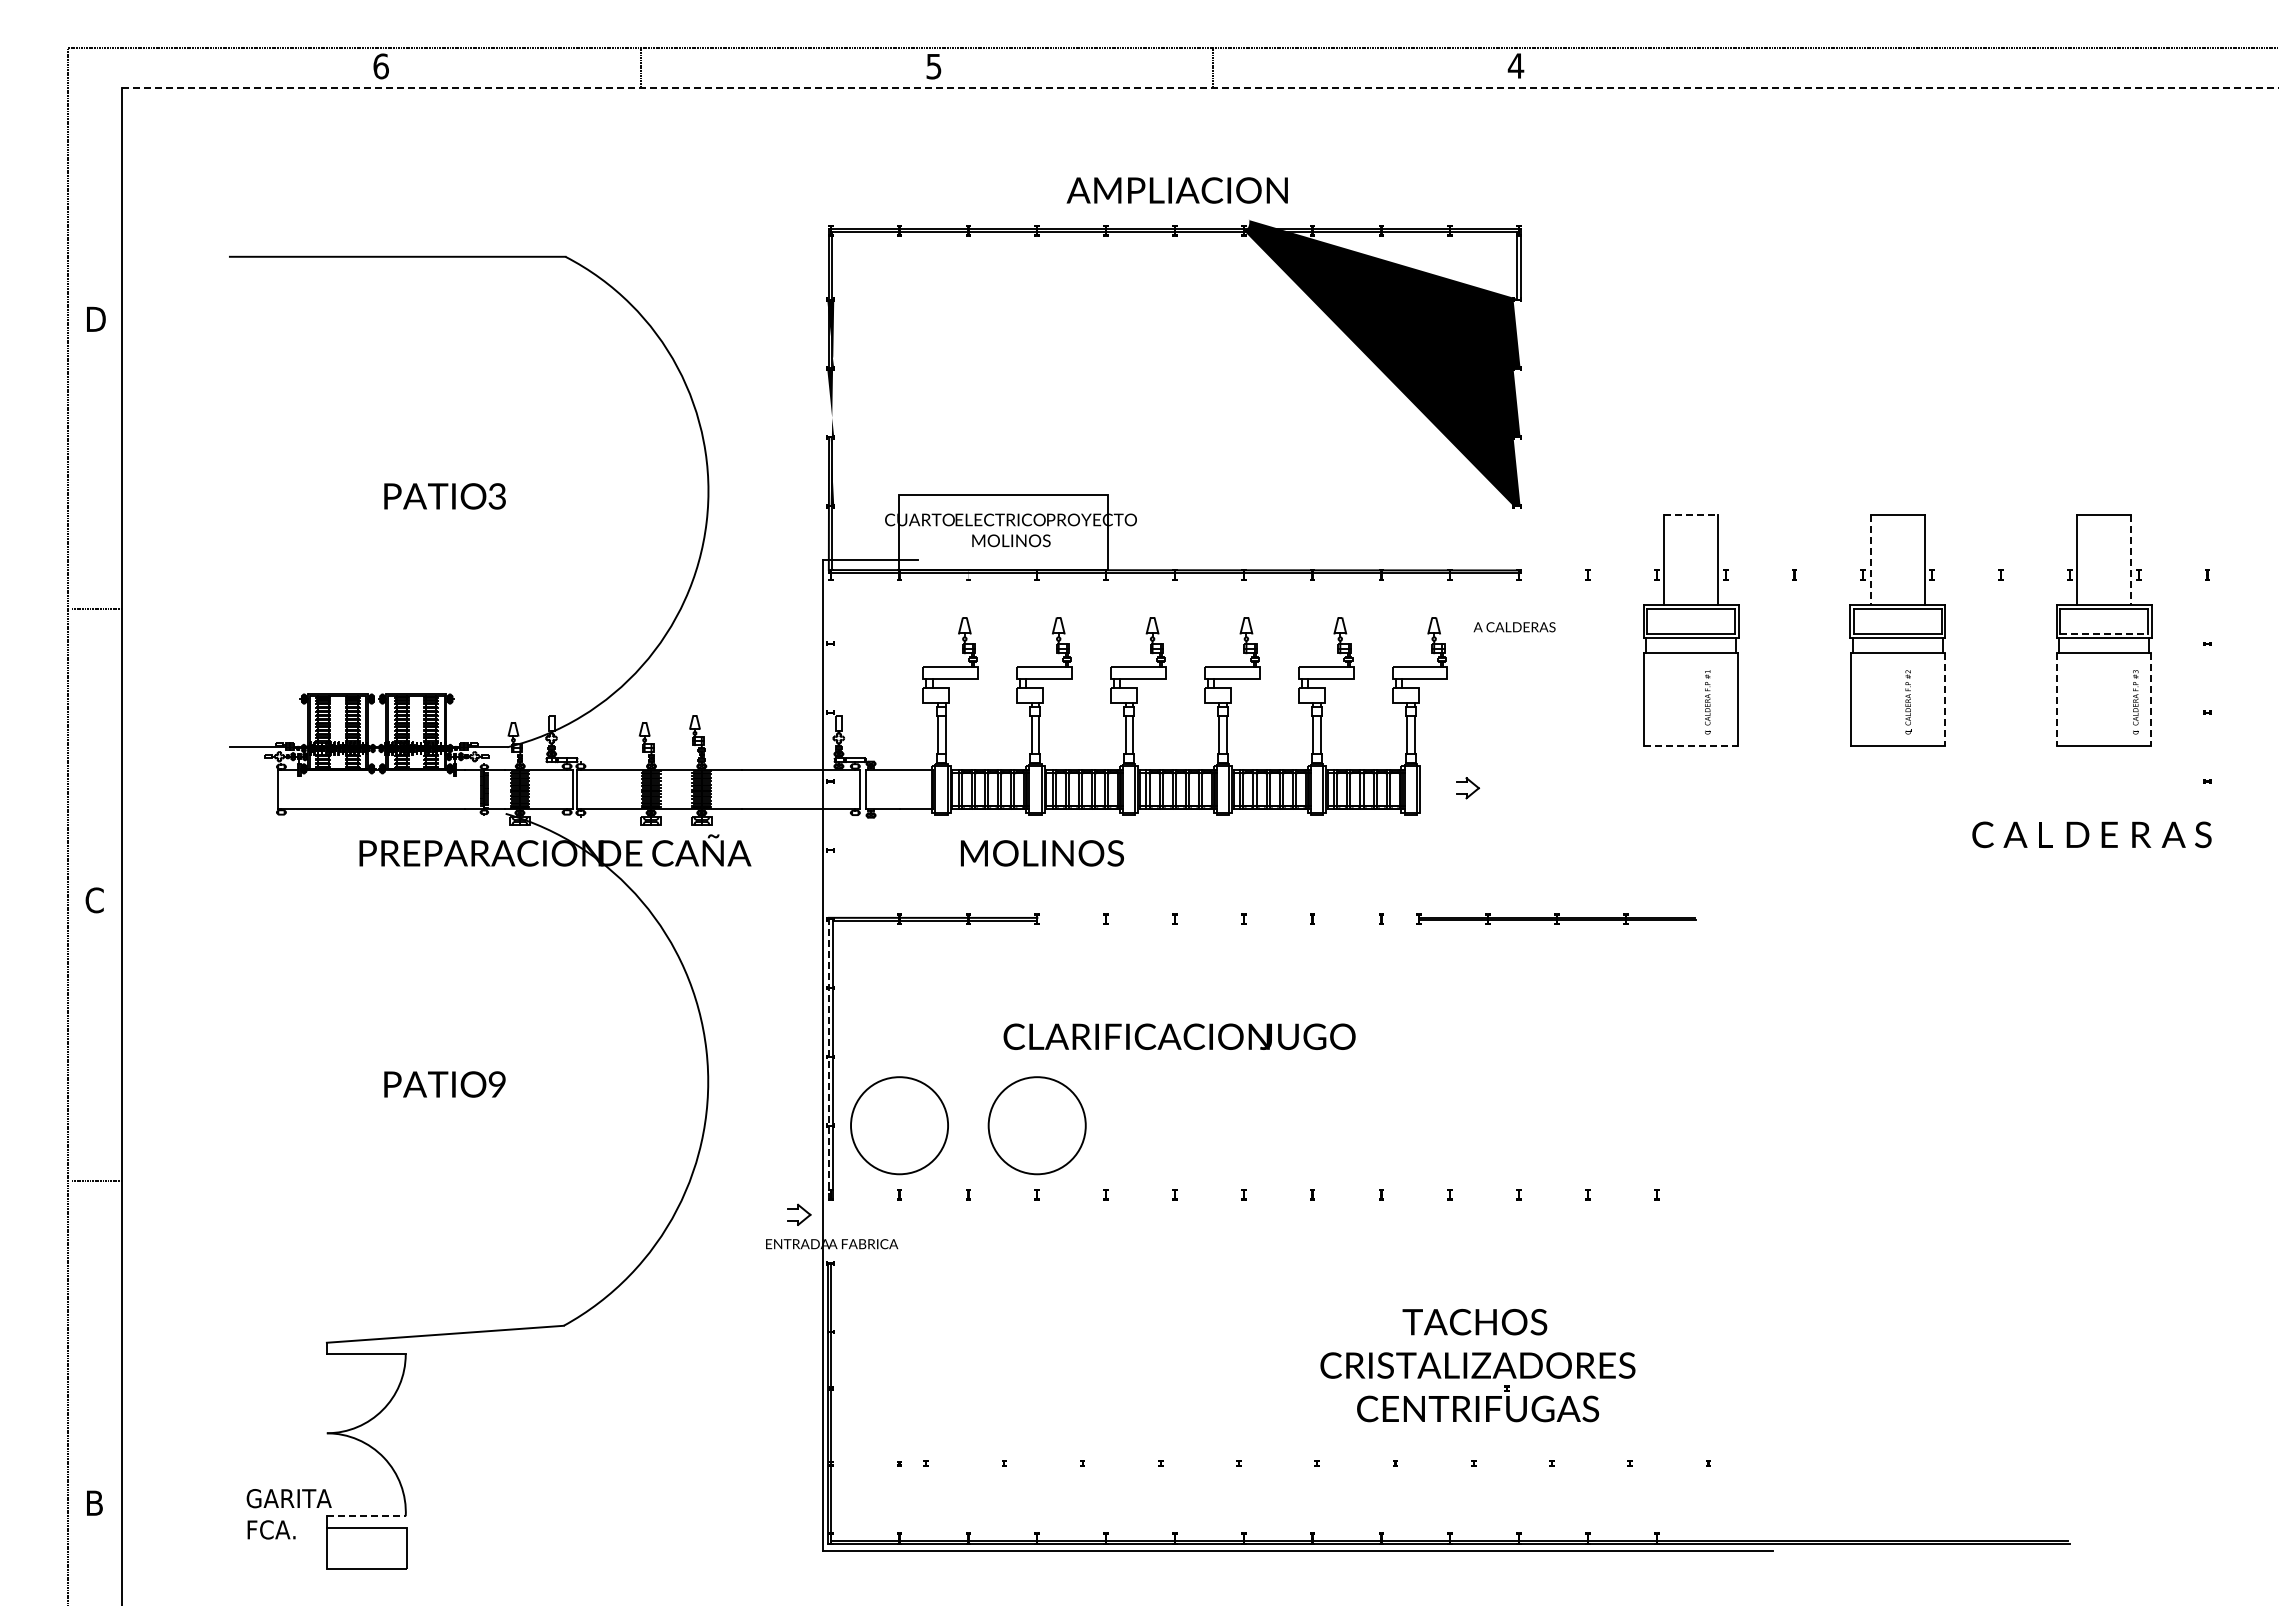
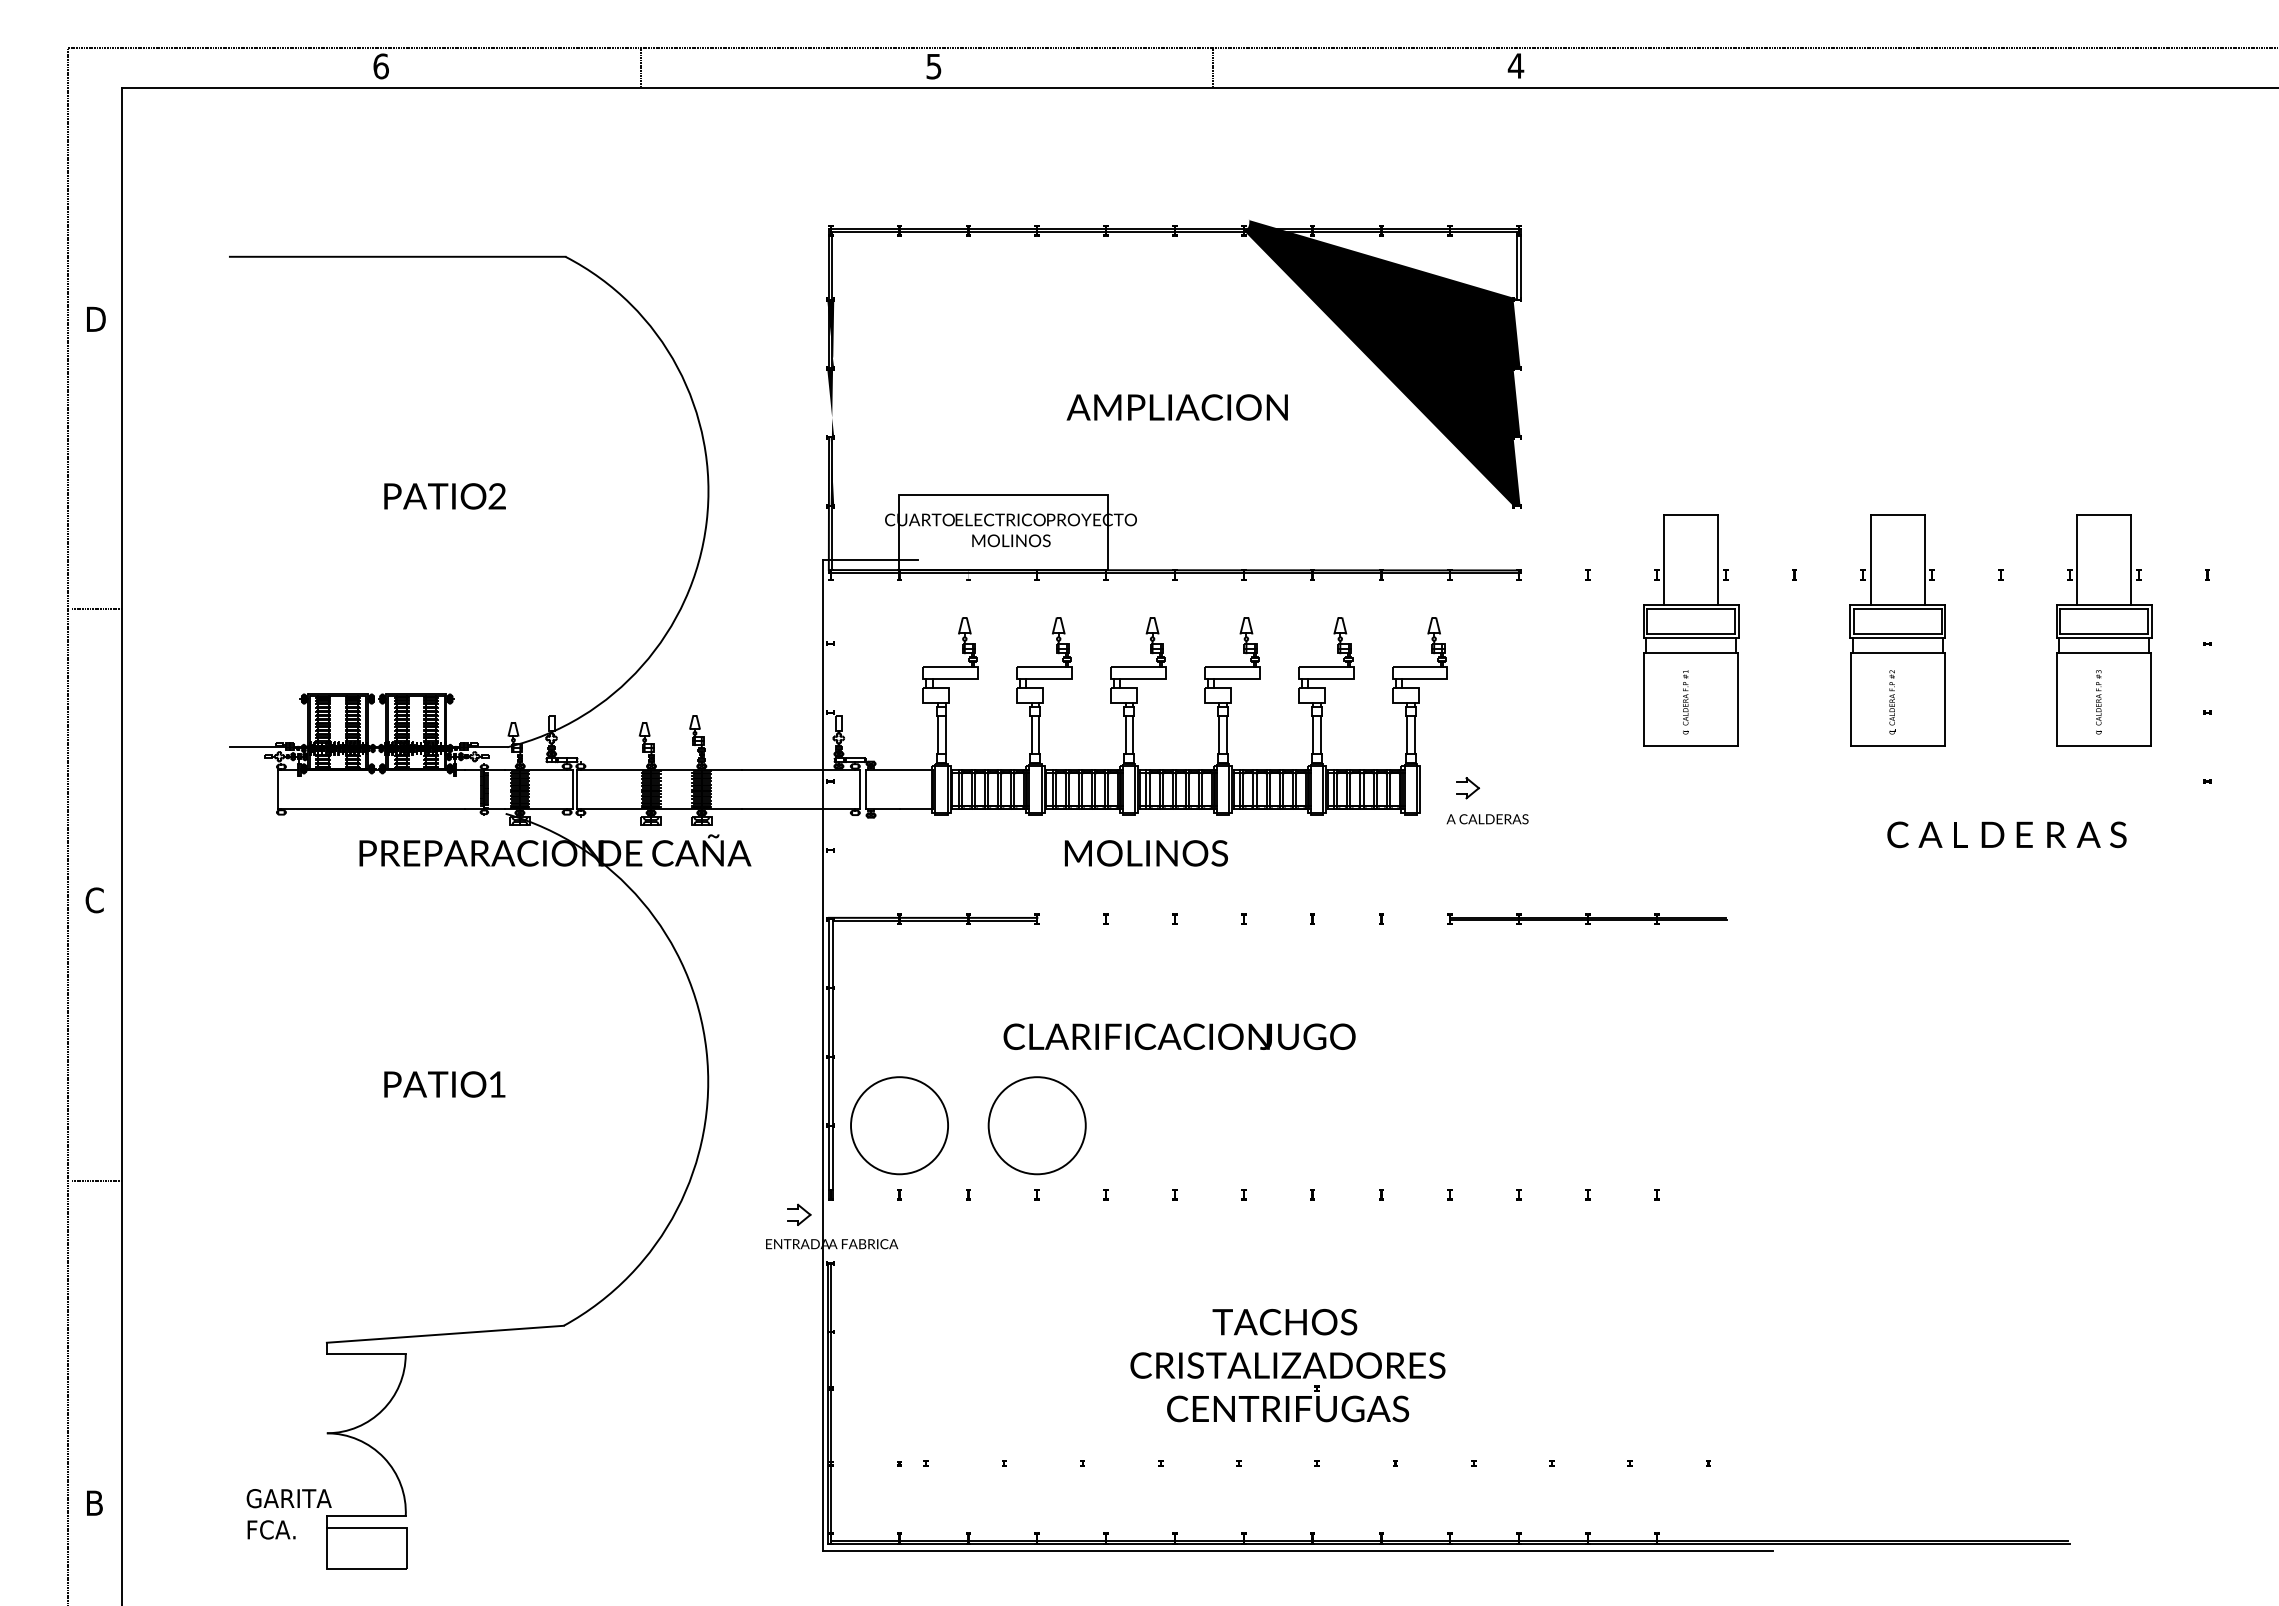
line: dashed -> solid (1200, 88)
text position: (1176, 190) -> (1176, 407) (1176, 407)
text: 3 -> 2 (496, 497)
line: dashed -> solid (1691, 514)
line: dashed -> solid (1870, 560)
line: dashed -> solid (2131, 560)
text position: (1514, 627) -> (1487, 819) (1487, 819)
line: dashed -> solid (2104, 633)
line: dashed -> solid (1944, 699)
line: dashed -> solid (2057, 699)
line: dashed -> solid (2151, 699)
text position: (1707, 702) -> (1685, 702) (1685, 702)
text position: (1908, 702) -> (1892, 702) (1892, 702)
text position: (2135, 702) -> (2098, 702) (2098, 702)
line: dashed -> solid (1691, 746)
text position: (2091, 834) -> (2006, 834) (2006, 834)
text position: (1042, 853) -> (1146, 853) (1146, 853)
part position: (1556, 918) -> (1587, 918) (1587, 918)
line: dashed -> solid (828, 1058)
text: 9 -> 1 (496, 1084)
part position: (1477, 1365) -> (1287, 1365) (1287, 1365)
line: dashed -> solid (366, 1516)
